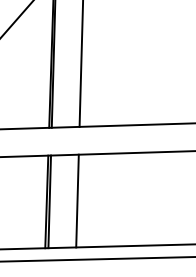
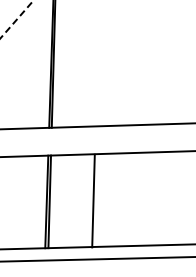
line: solid -> dashed (17, 19)
line: present -> none (81, 64)
line position: (77, 200) -> (93, 200) (93, 200)
